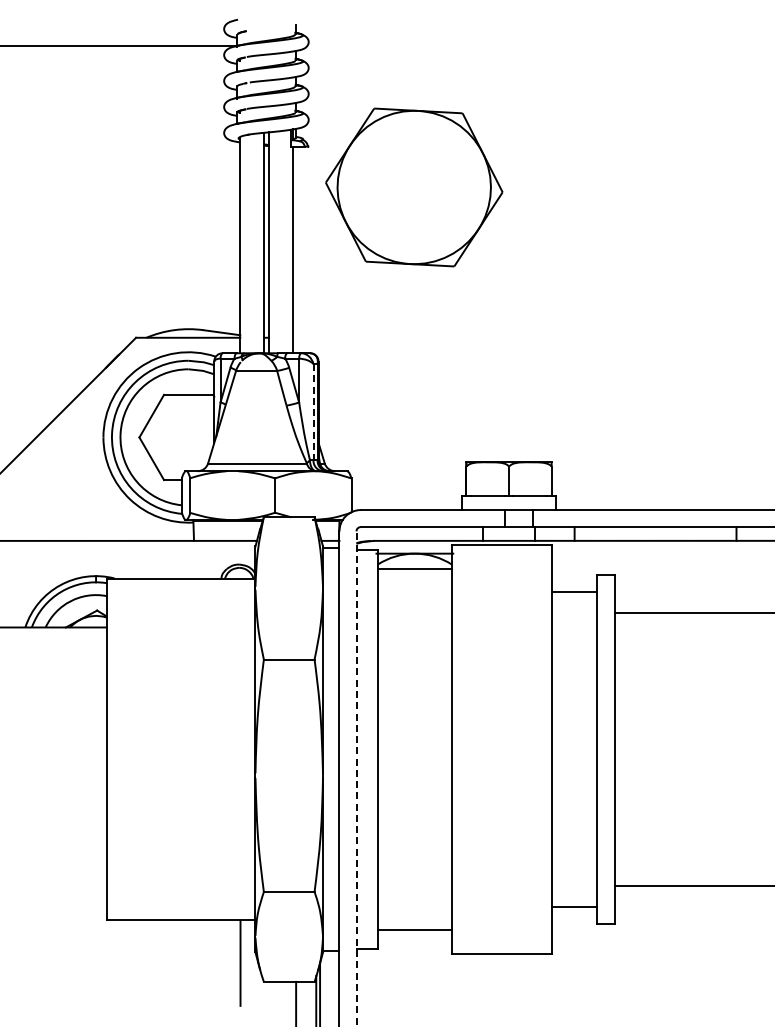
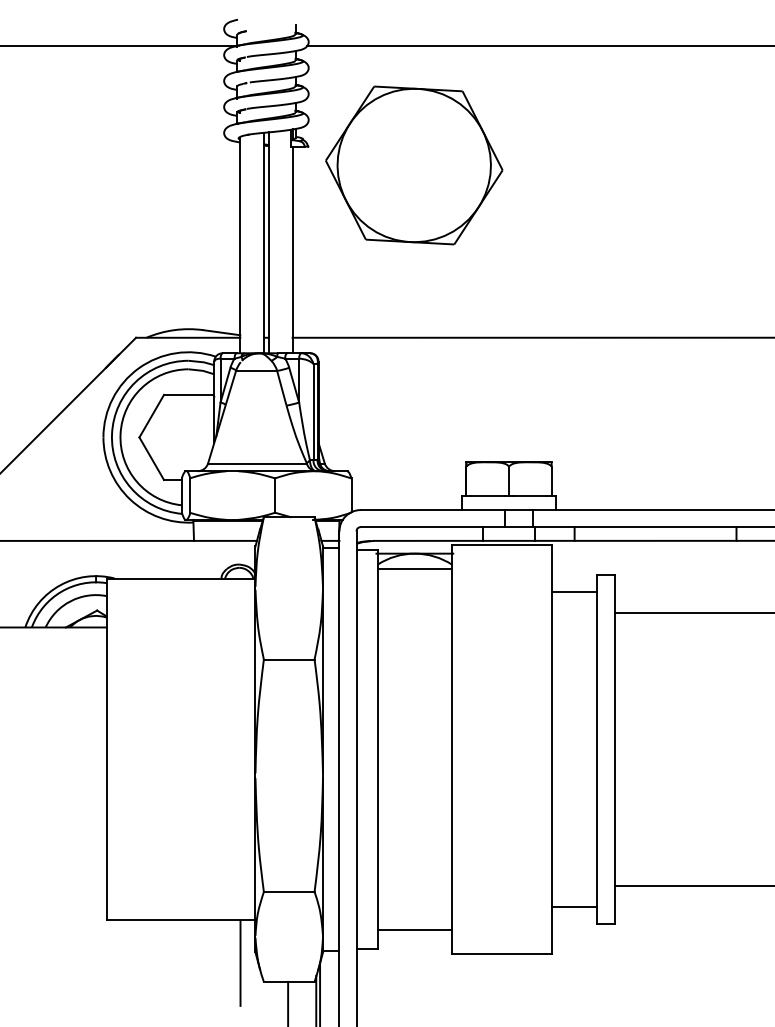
line: none -> present (538, 46)
part position: (414, 187) -> (414, 165) (414, 165)
line: none -> present (531, 337)
line: dashed -> solid (313, 412)
line: dashed -> solid (356, 778)
line position: (296, 1002) -> (288, 1002) (288, 1002)
